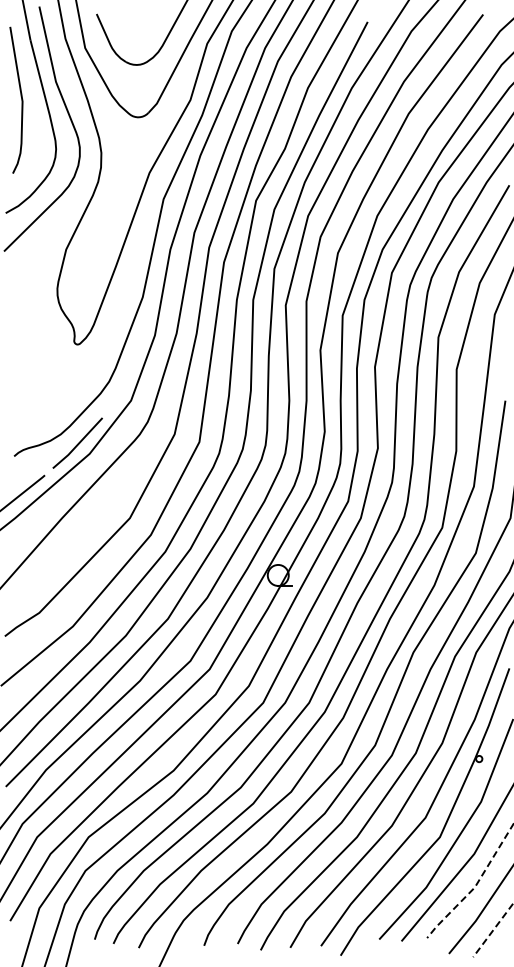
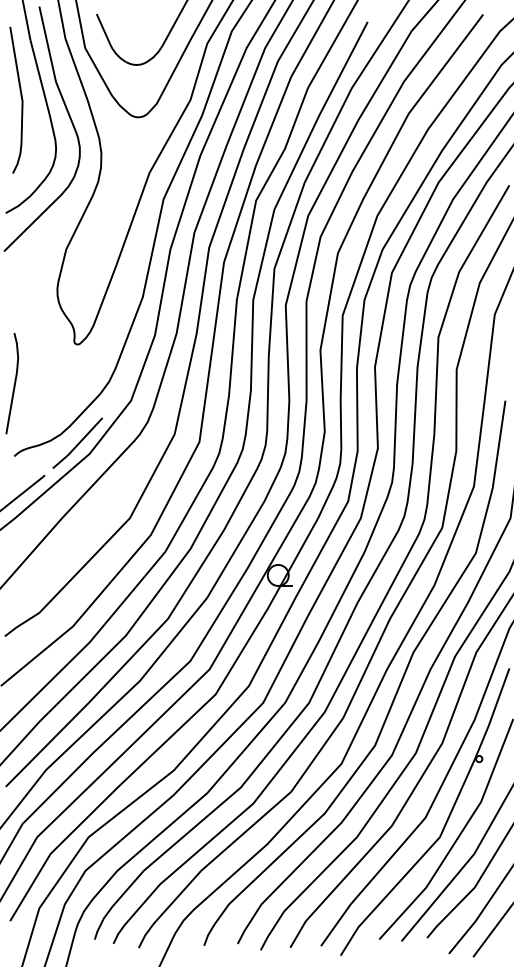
line: none -> present (14, 383)
line: dashed -> solid (475, 886)
line: dashed -> solid (493, 930)
